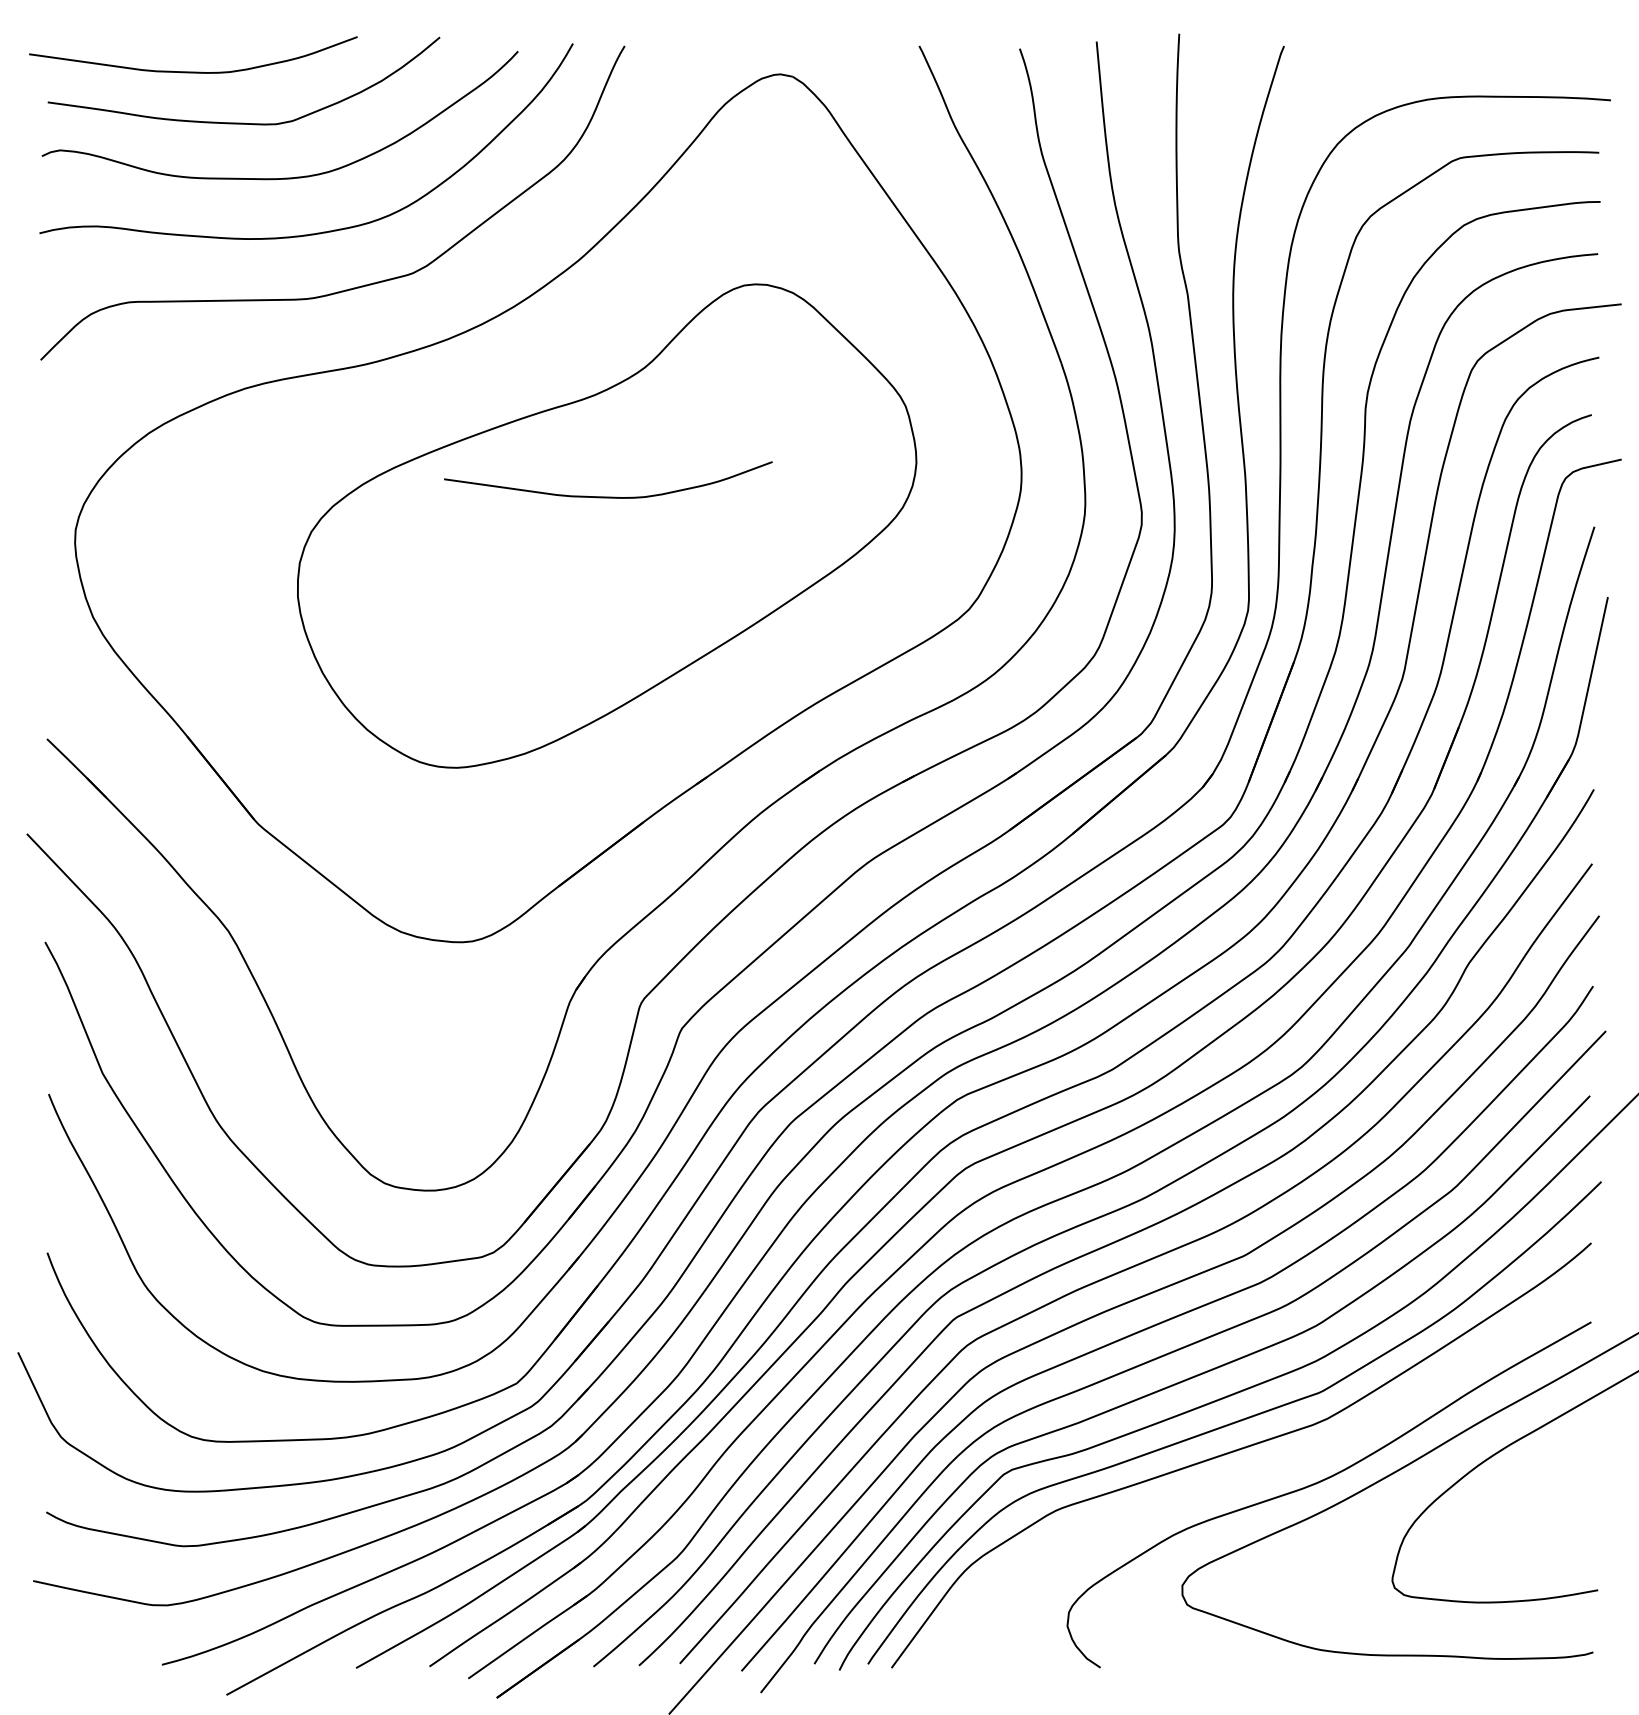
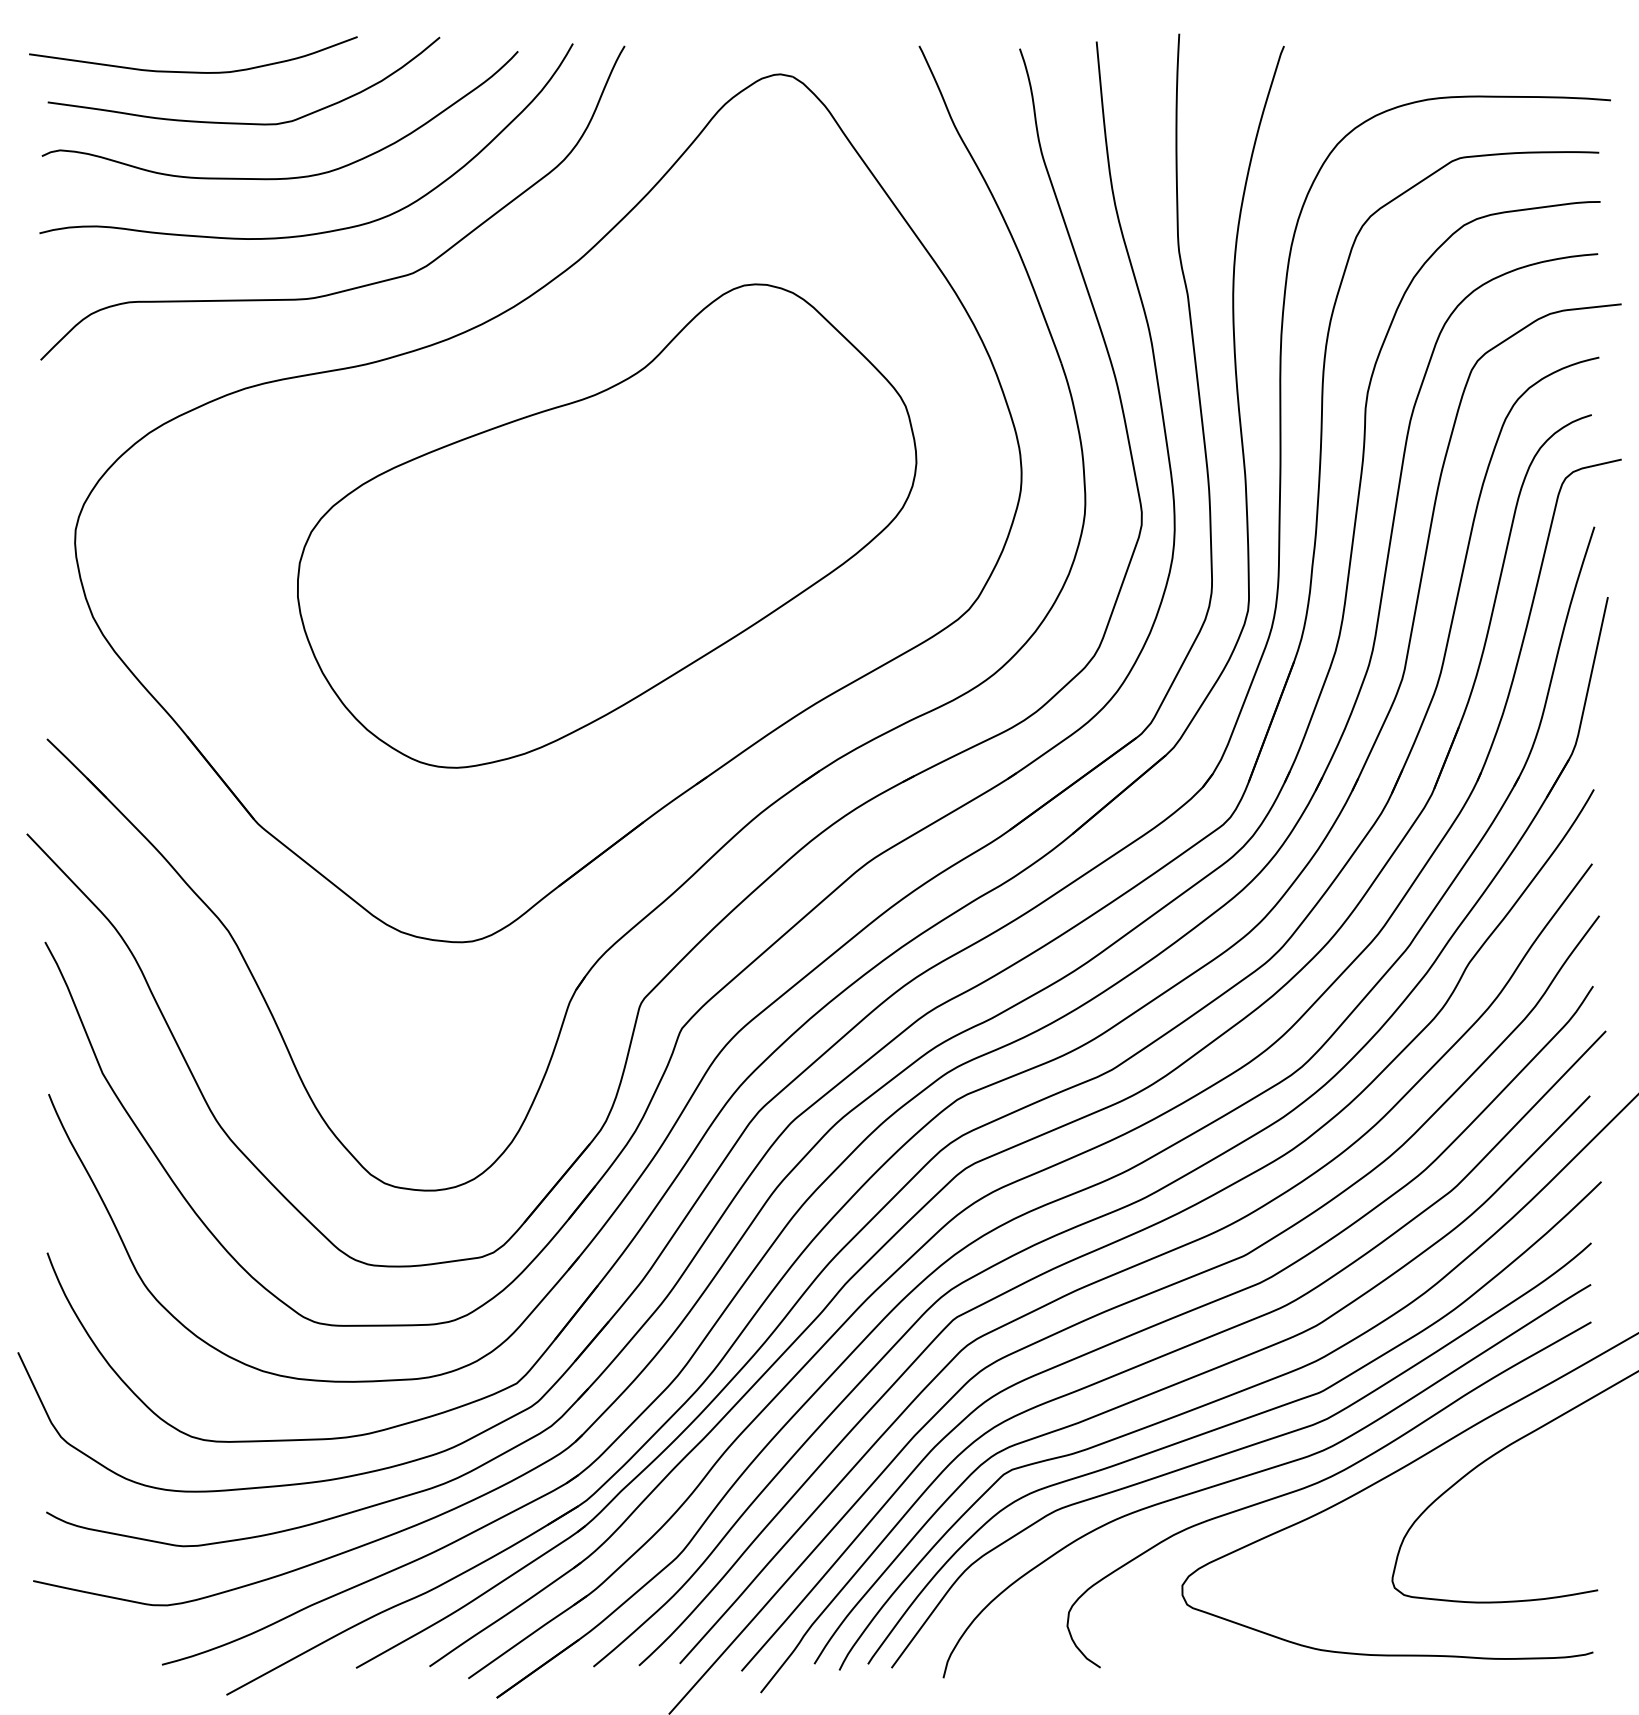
curve: present -> none (608, 496)
curve: none -> present (1264, 1471)
